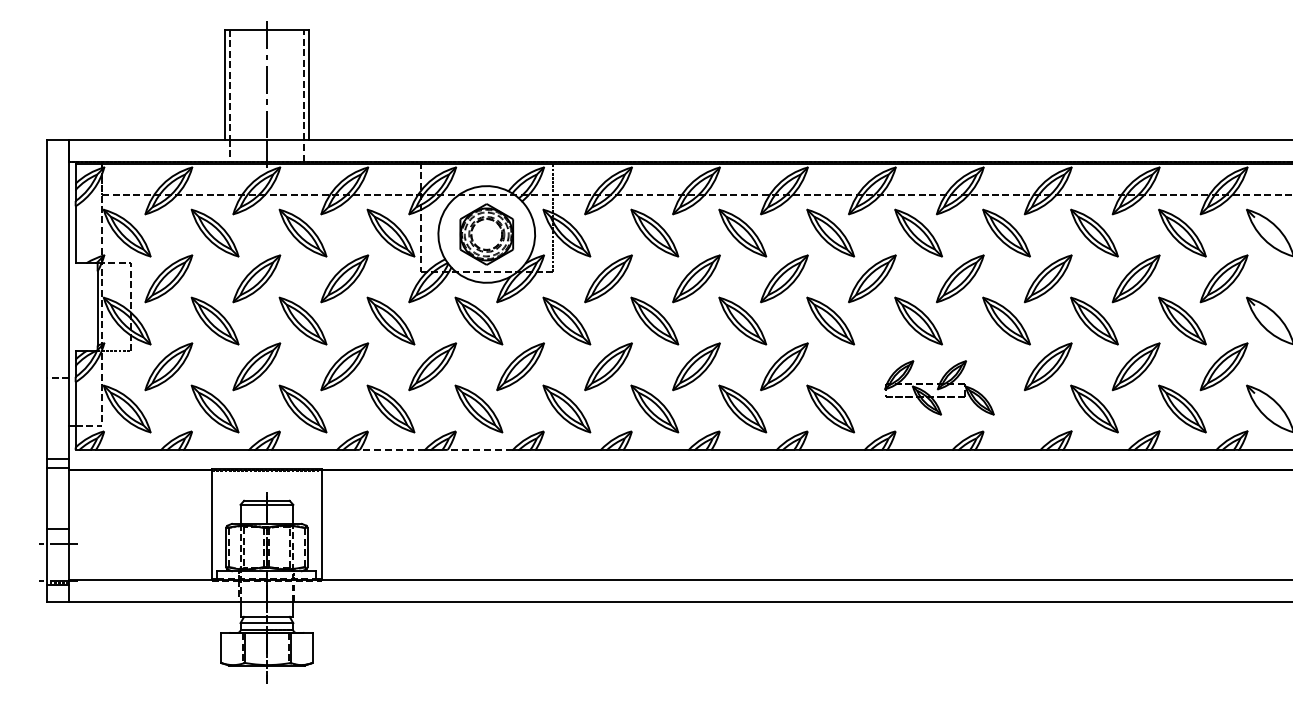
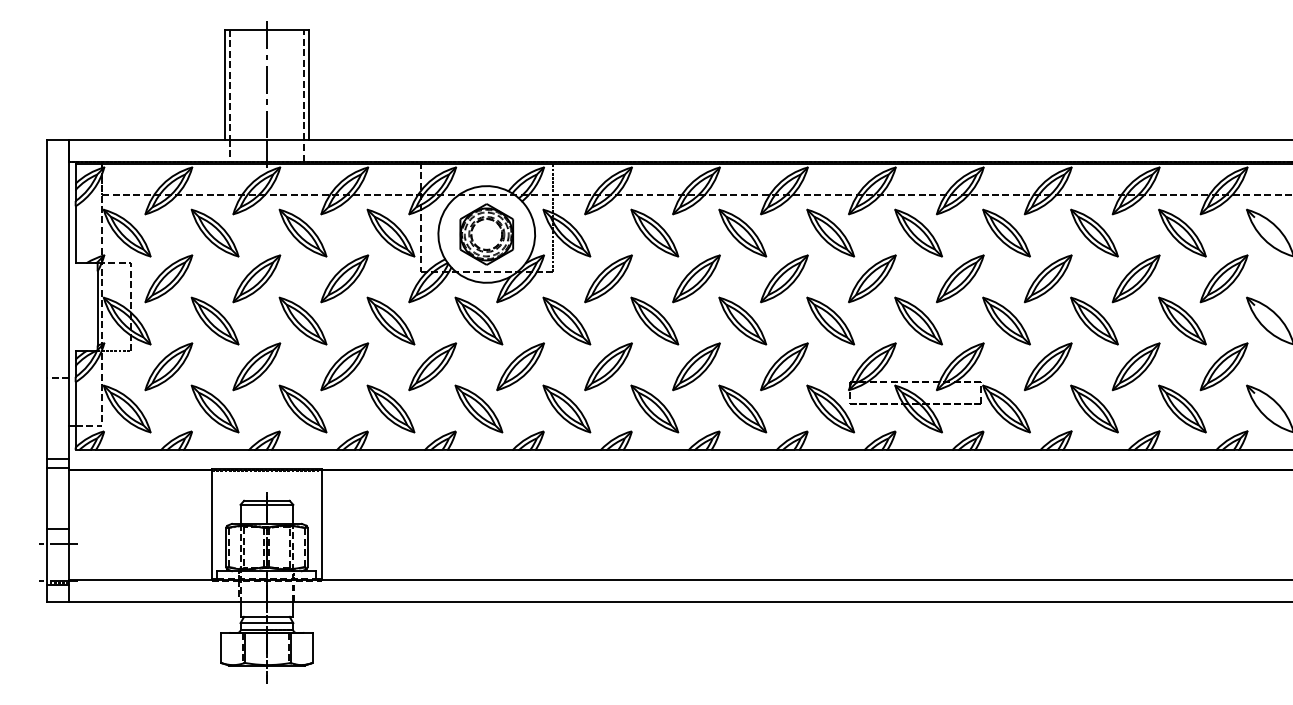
part size: 111x56 px -> 183x92 px (939, 387)
line: dashed -> solid (392, 449)
line: dashed -> solid (480, 449)
